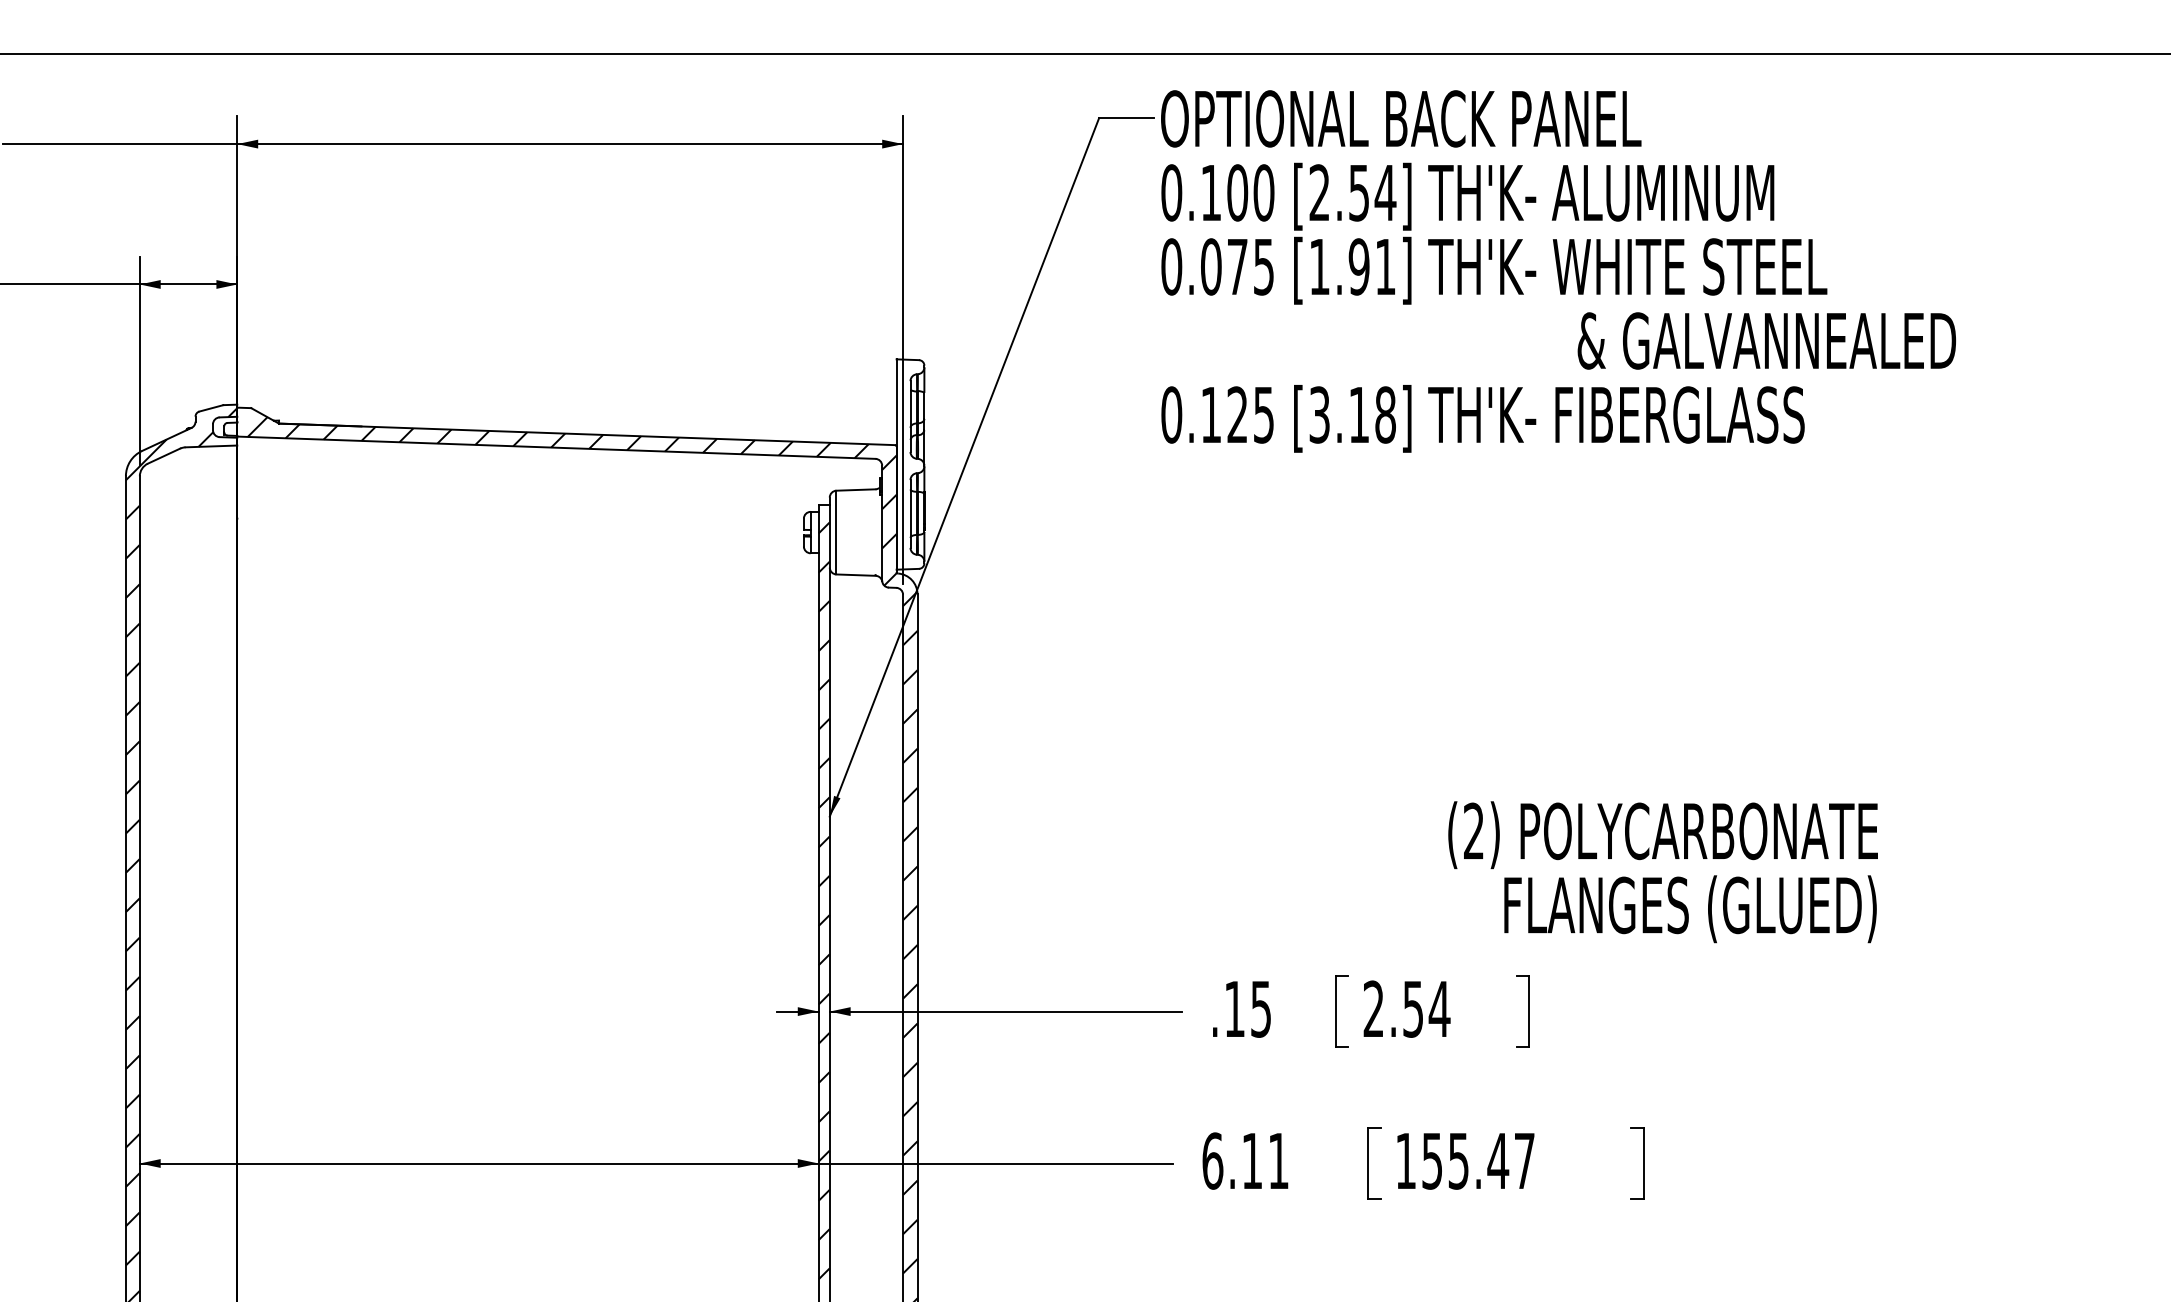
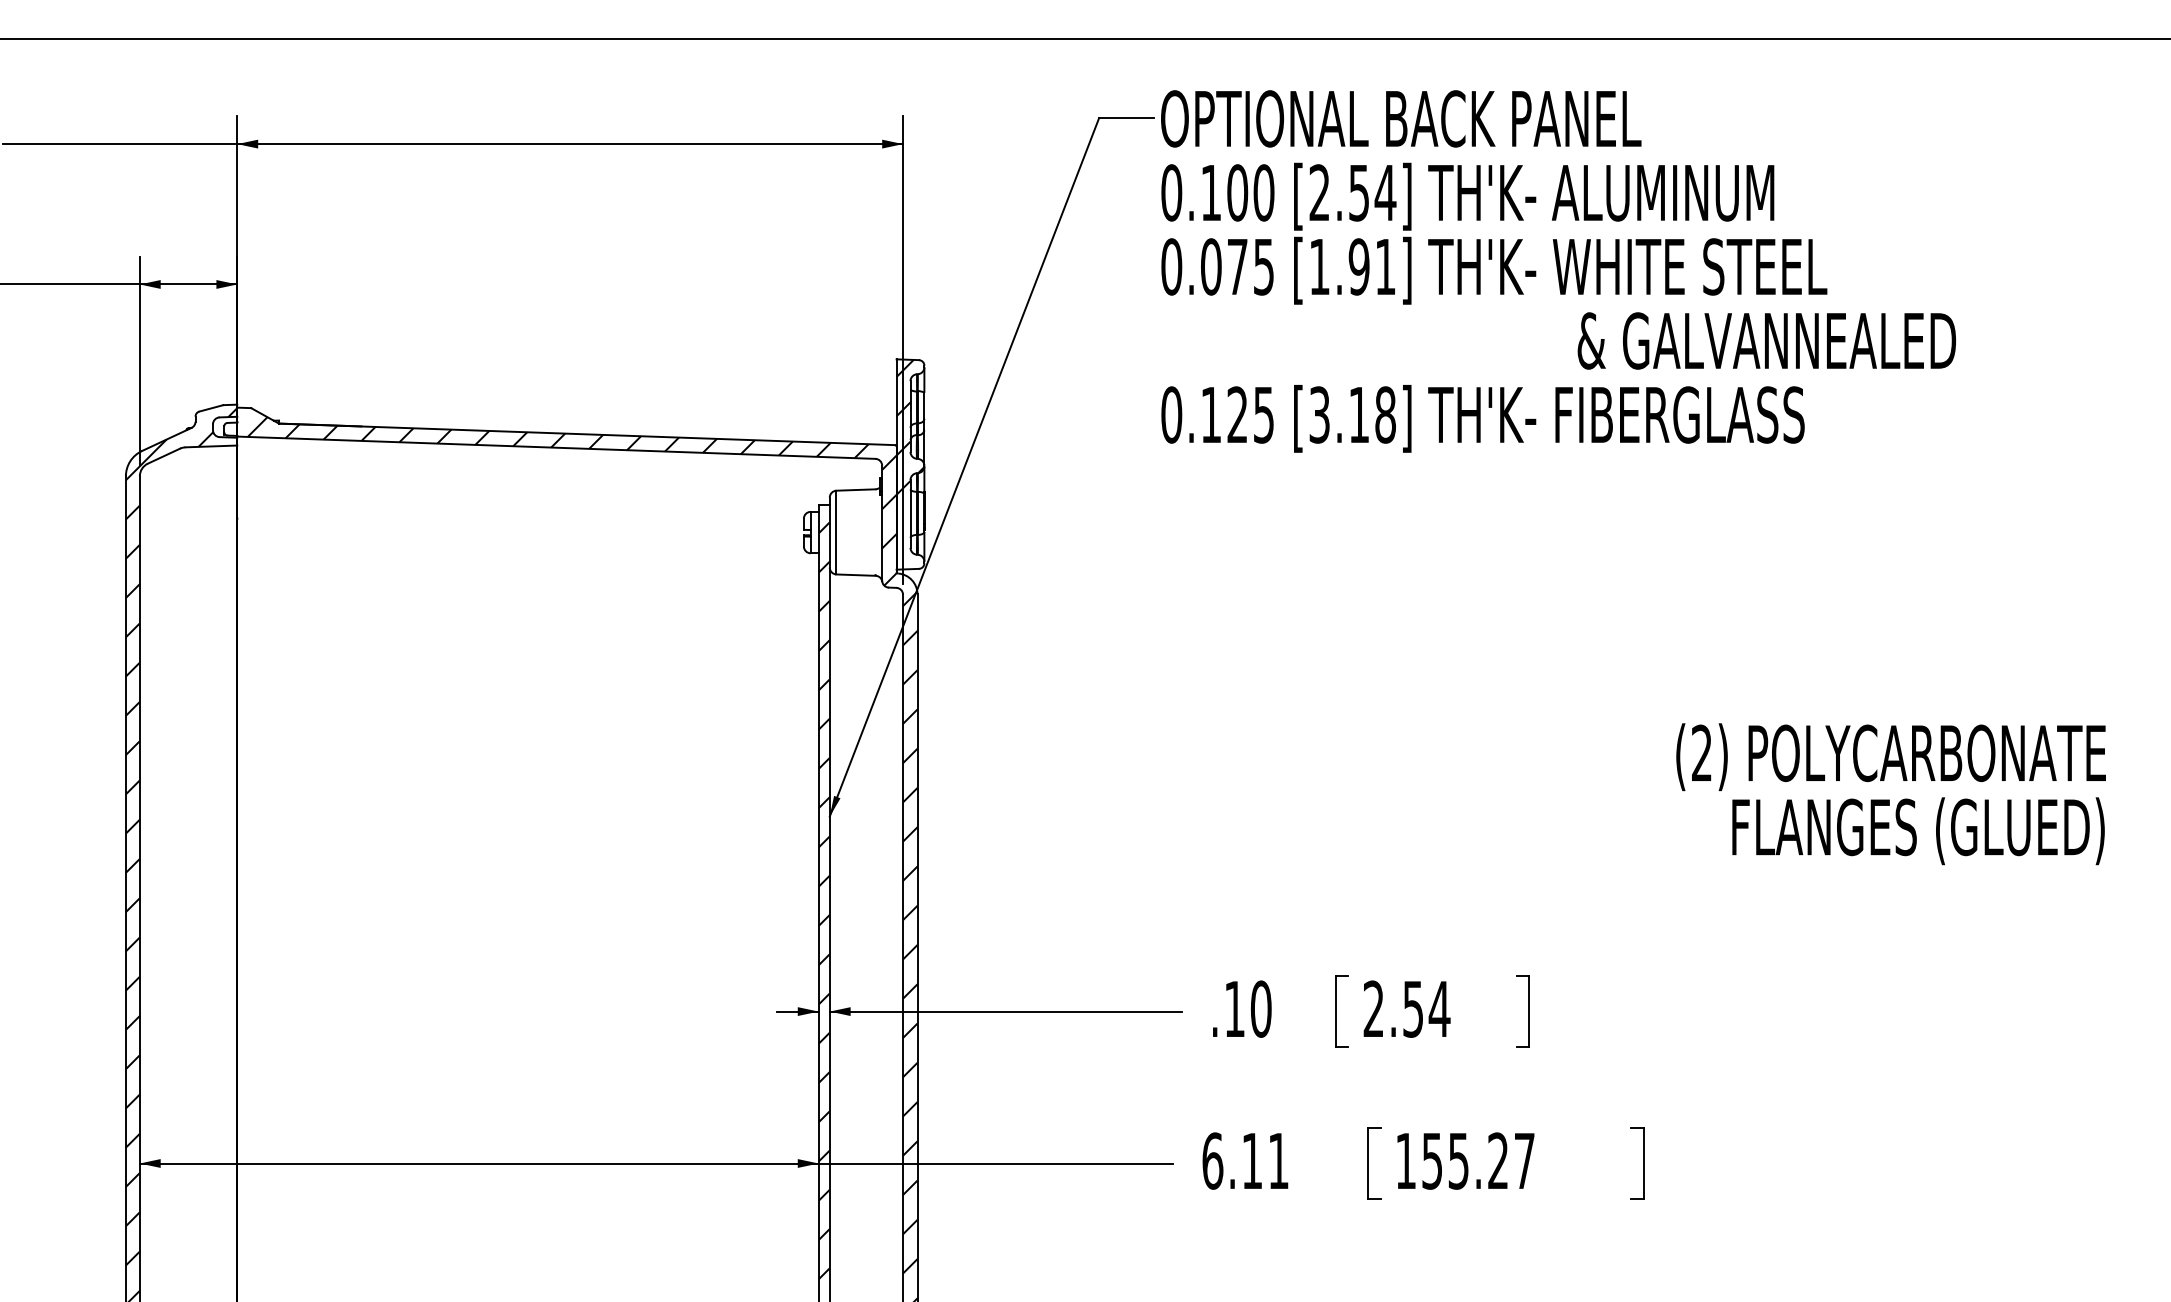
line position: (1084, 54) -> (1084, 39) (1084, 39)
hatch: none -> present (910, 426)
text position: (1662, 872) -> (1890, 794) (1890, 794)
text: .15 -> .10 (1260, 1008)
text: 155.47 -> 155.27 (1498, 1160)
